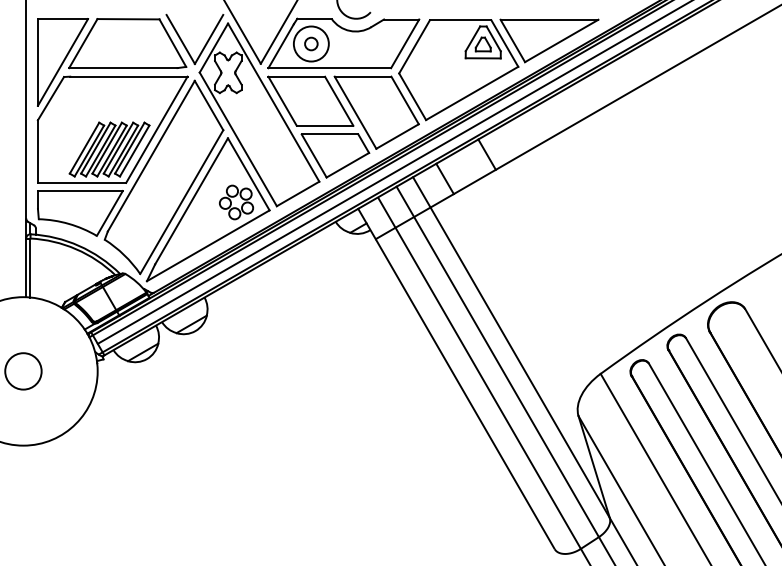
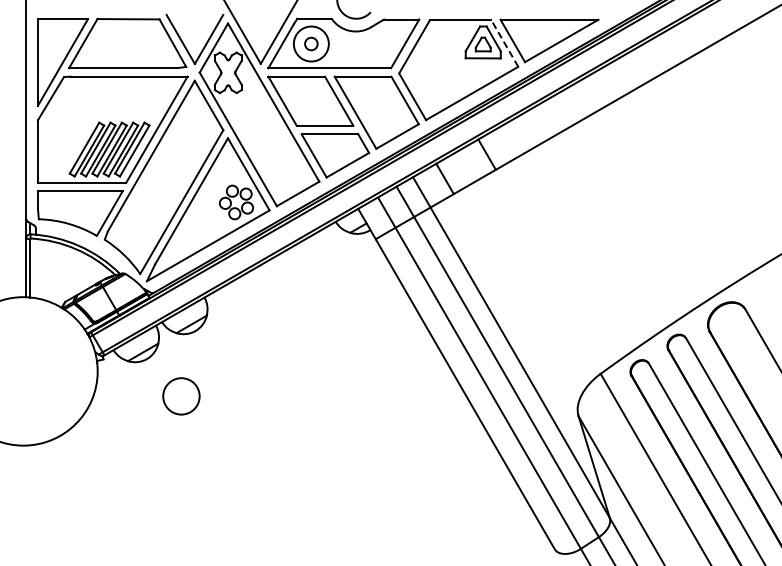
line: solid -> dashed (504, 43)
line: present -> none (393, 172)
circle position: (23, 371) -> (181, 396) (181, 396)
